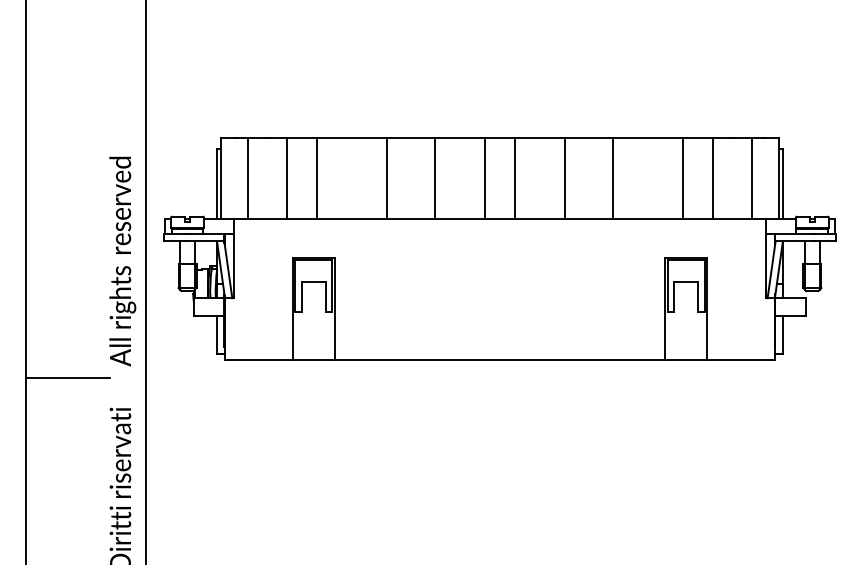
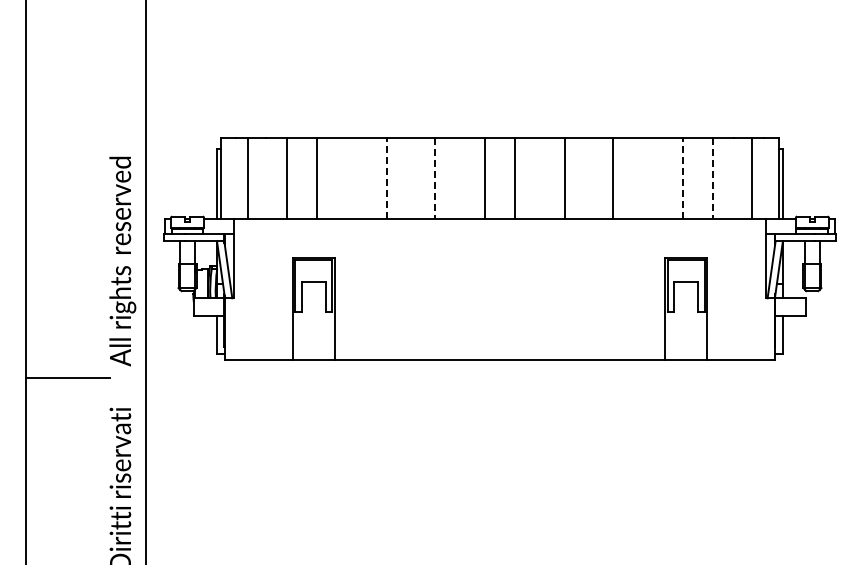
line: solid -> dashed (387, 178)
line: solid -> dashed (435, 178)
line: solid -> dashed (683, 178)
line: solid -> dashed (713, 178)
